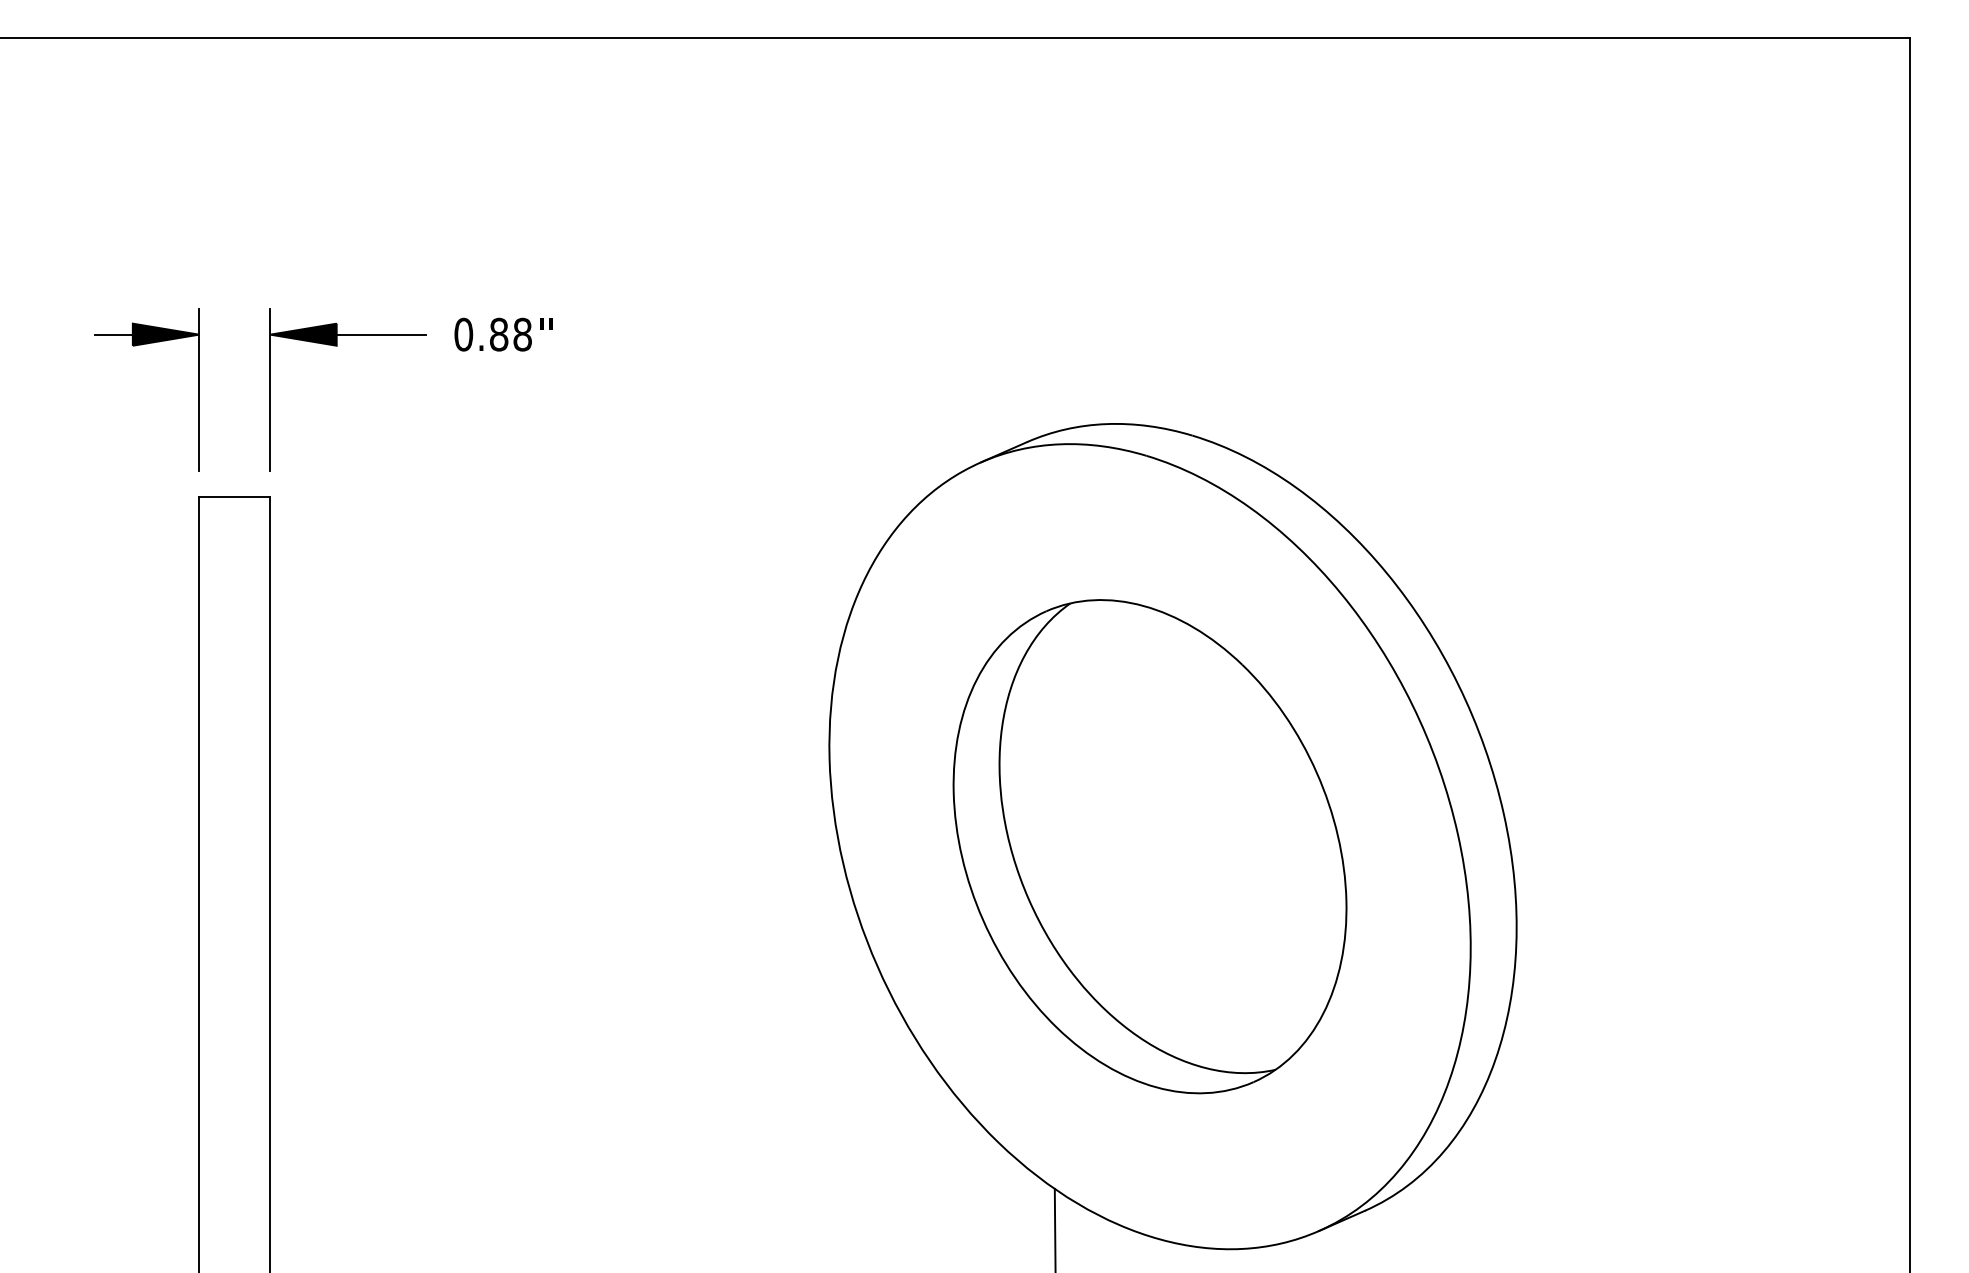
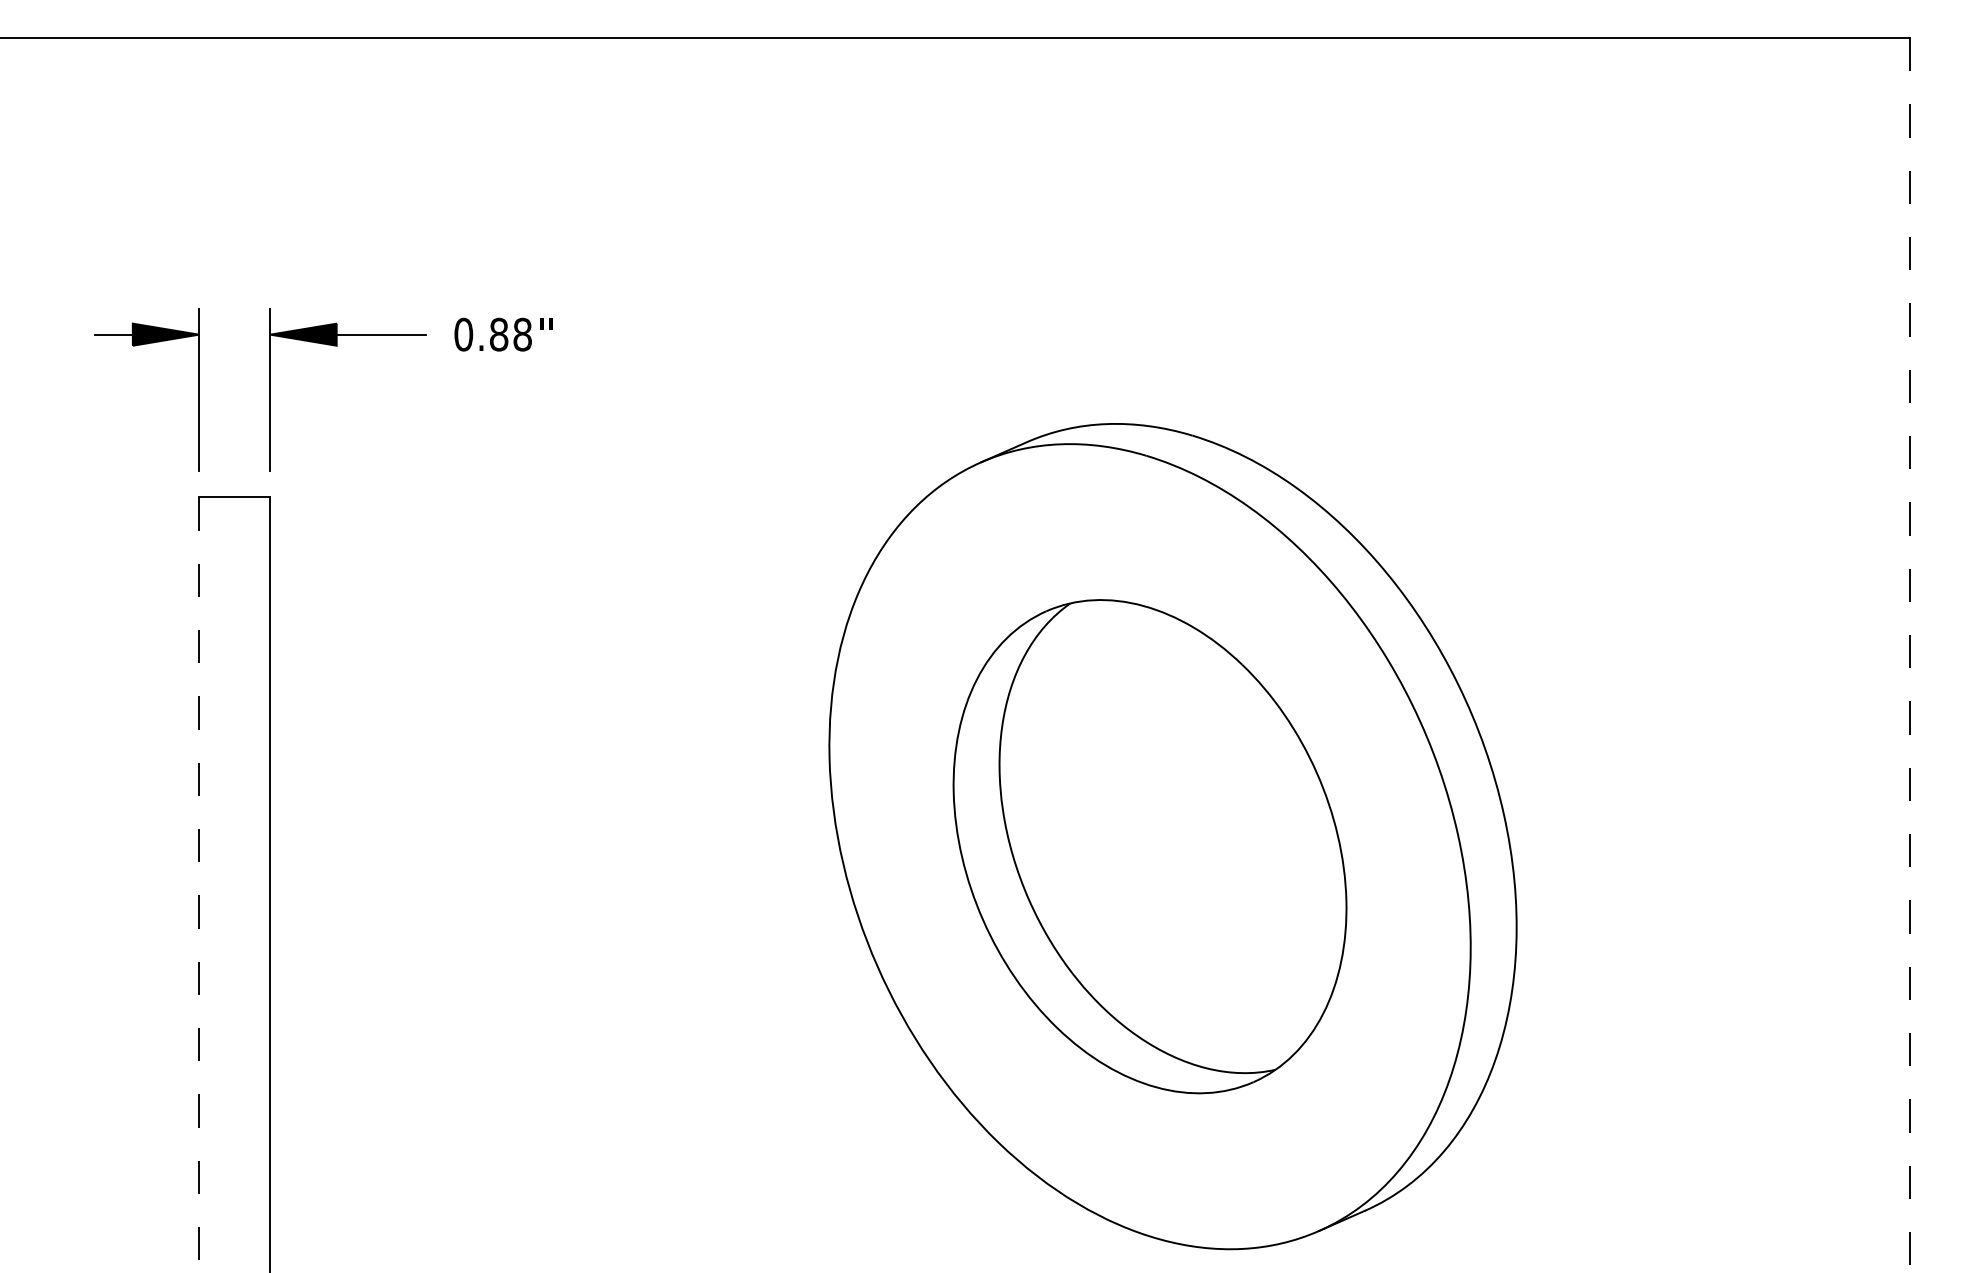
line: solid -> dashed (1909, 655)
line: solid -> dashed (199, 885)
line: present -> none (1054, 1228)
